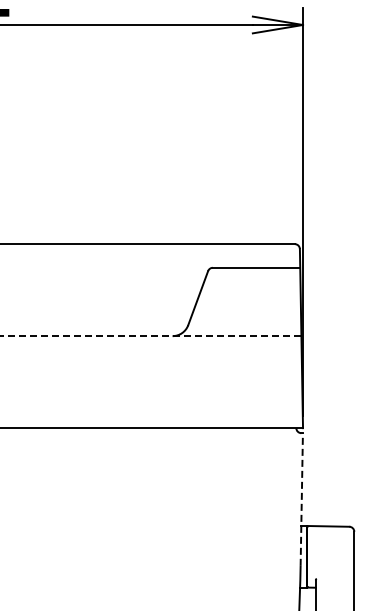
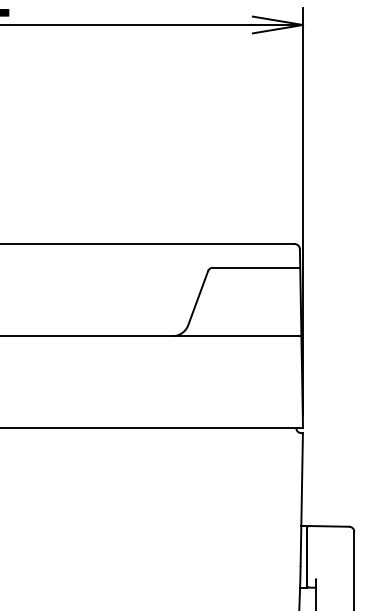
line: dashed -> solid (150, 336)
line: dashed -> solid (301, 499)
